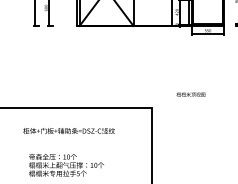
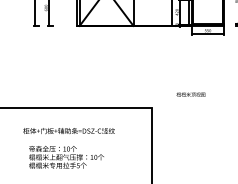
text position: (66, 165) -> (66, 157) (66, 157)
